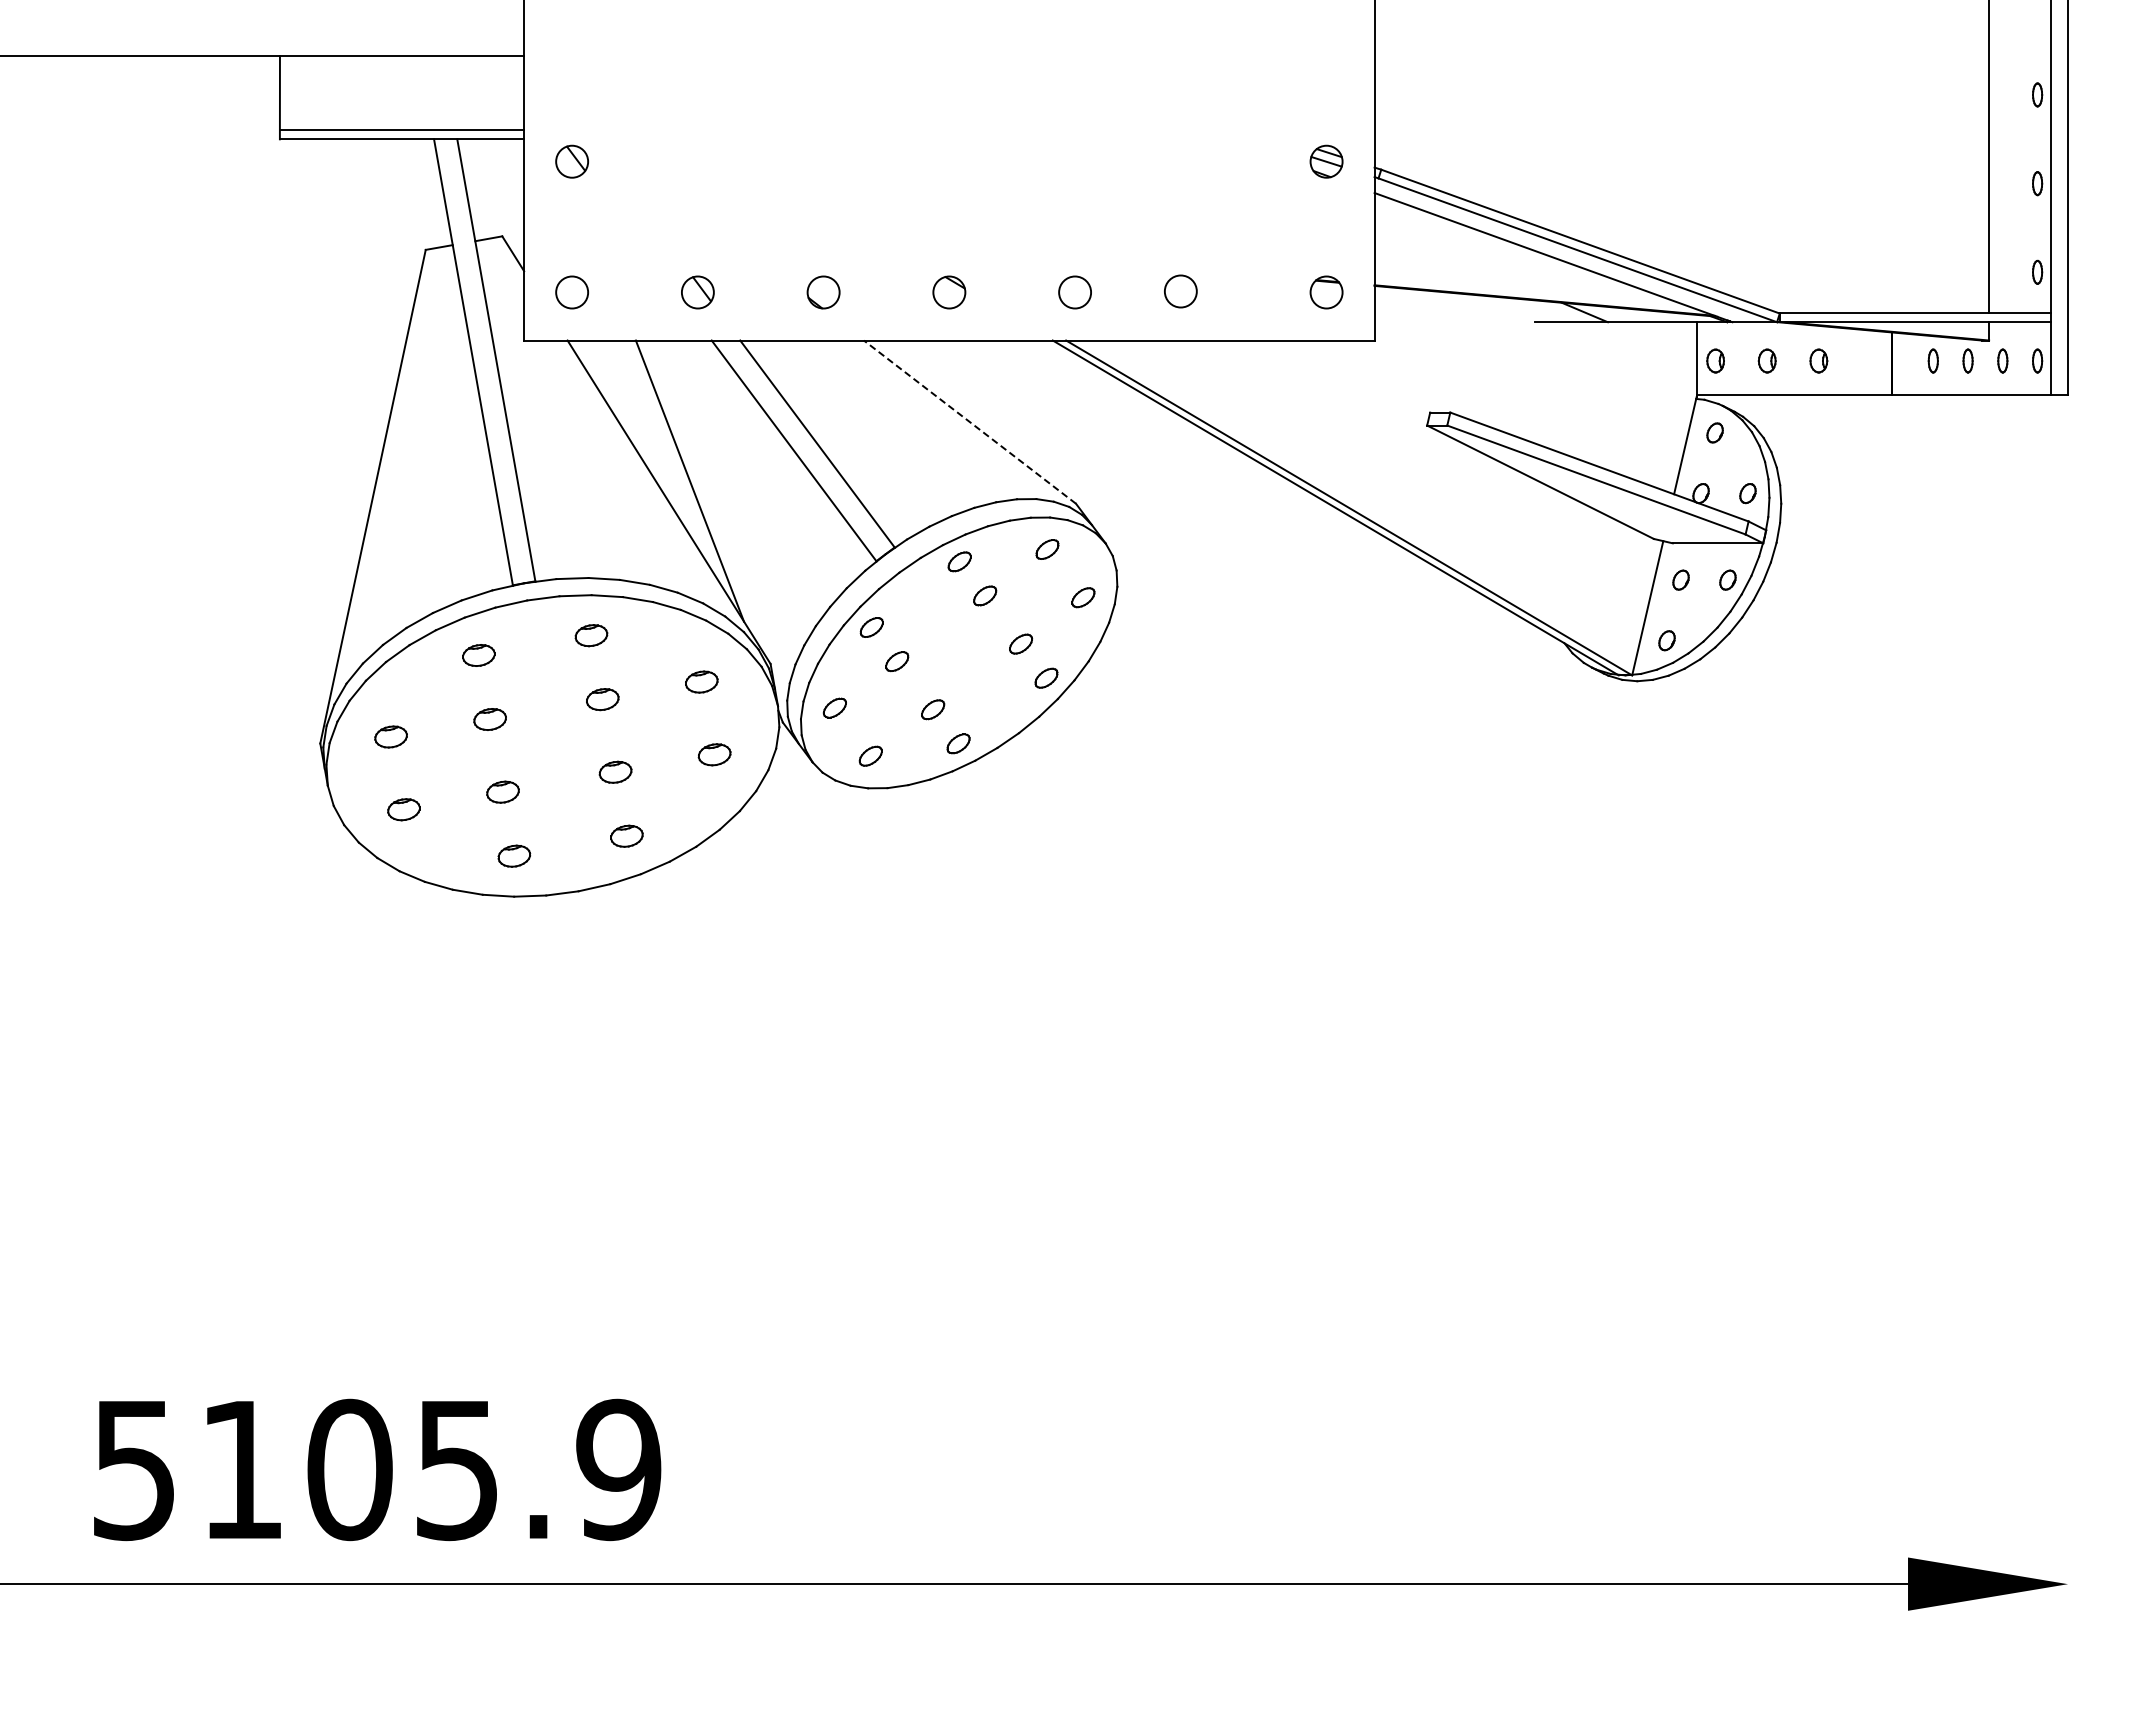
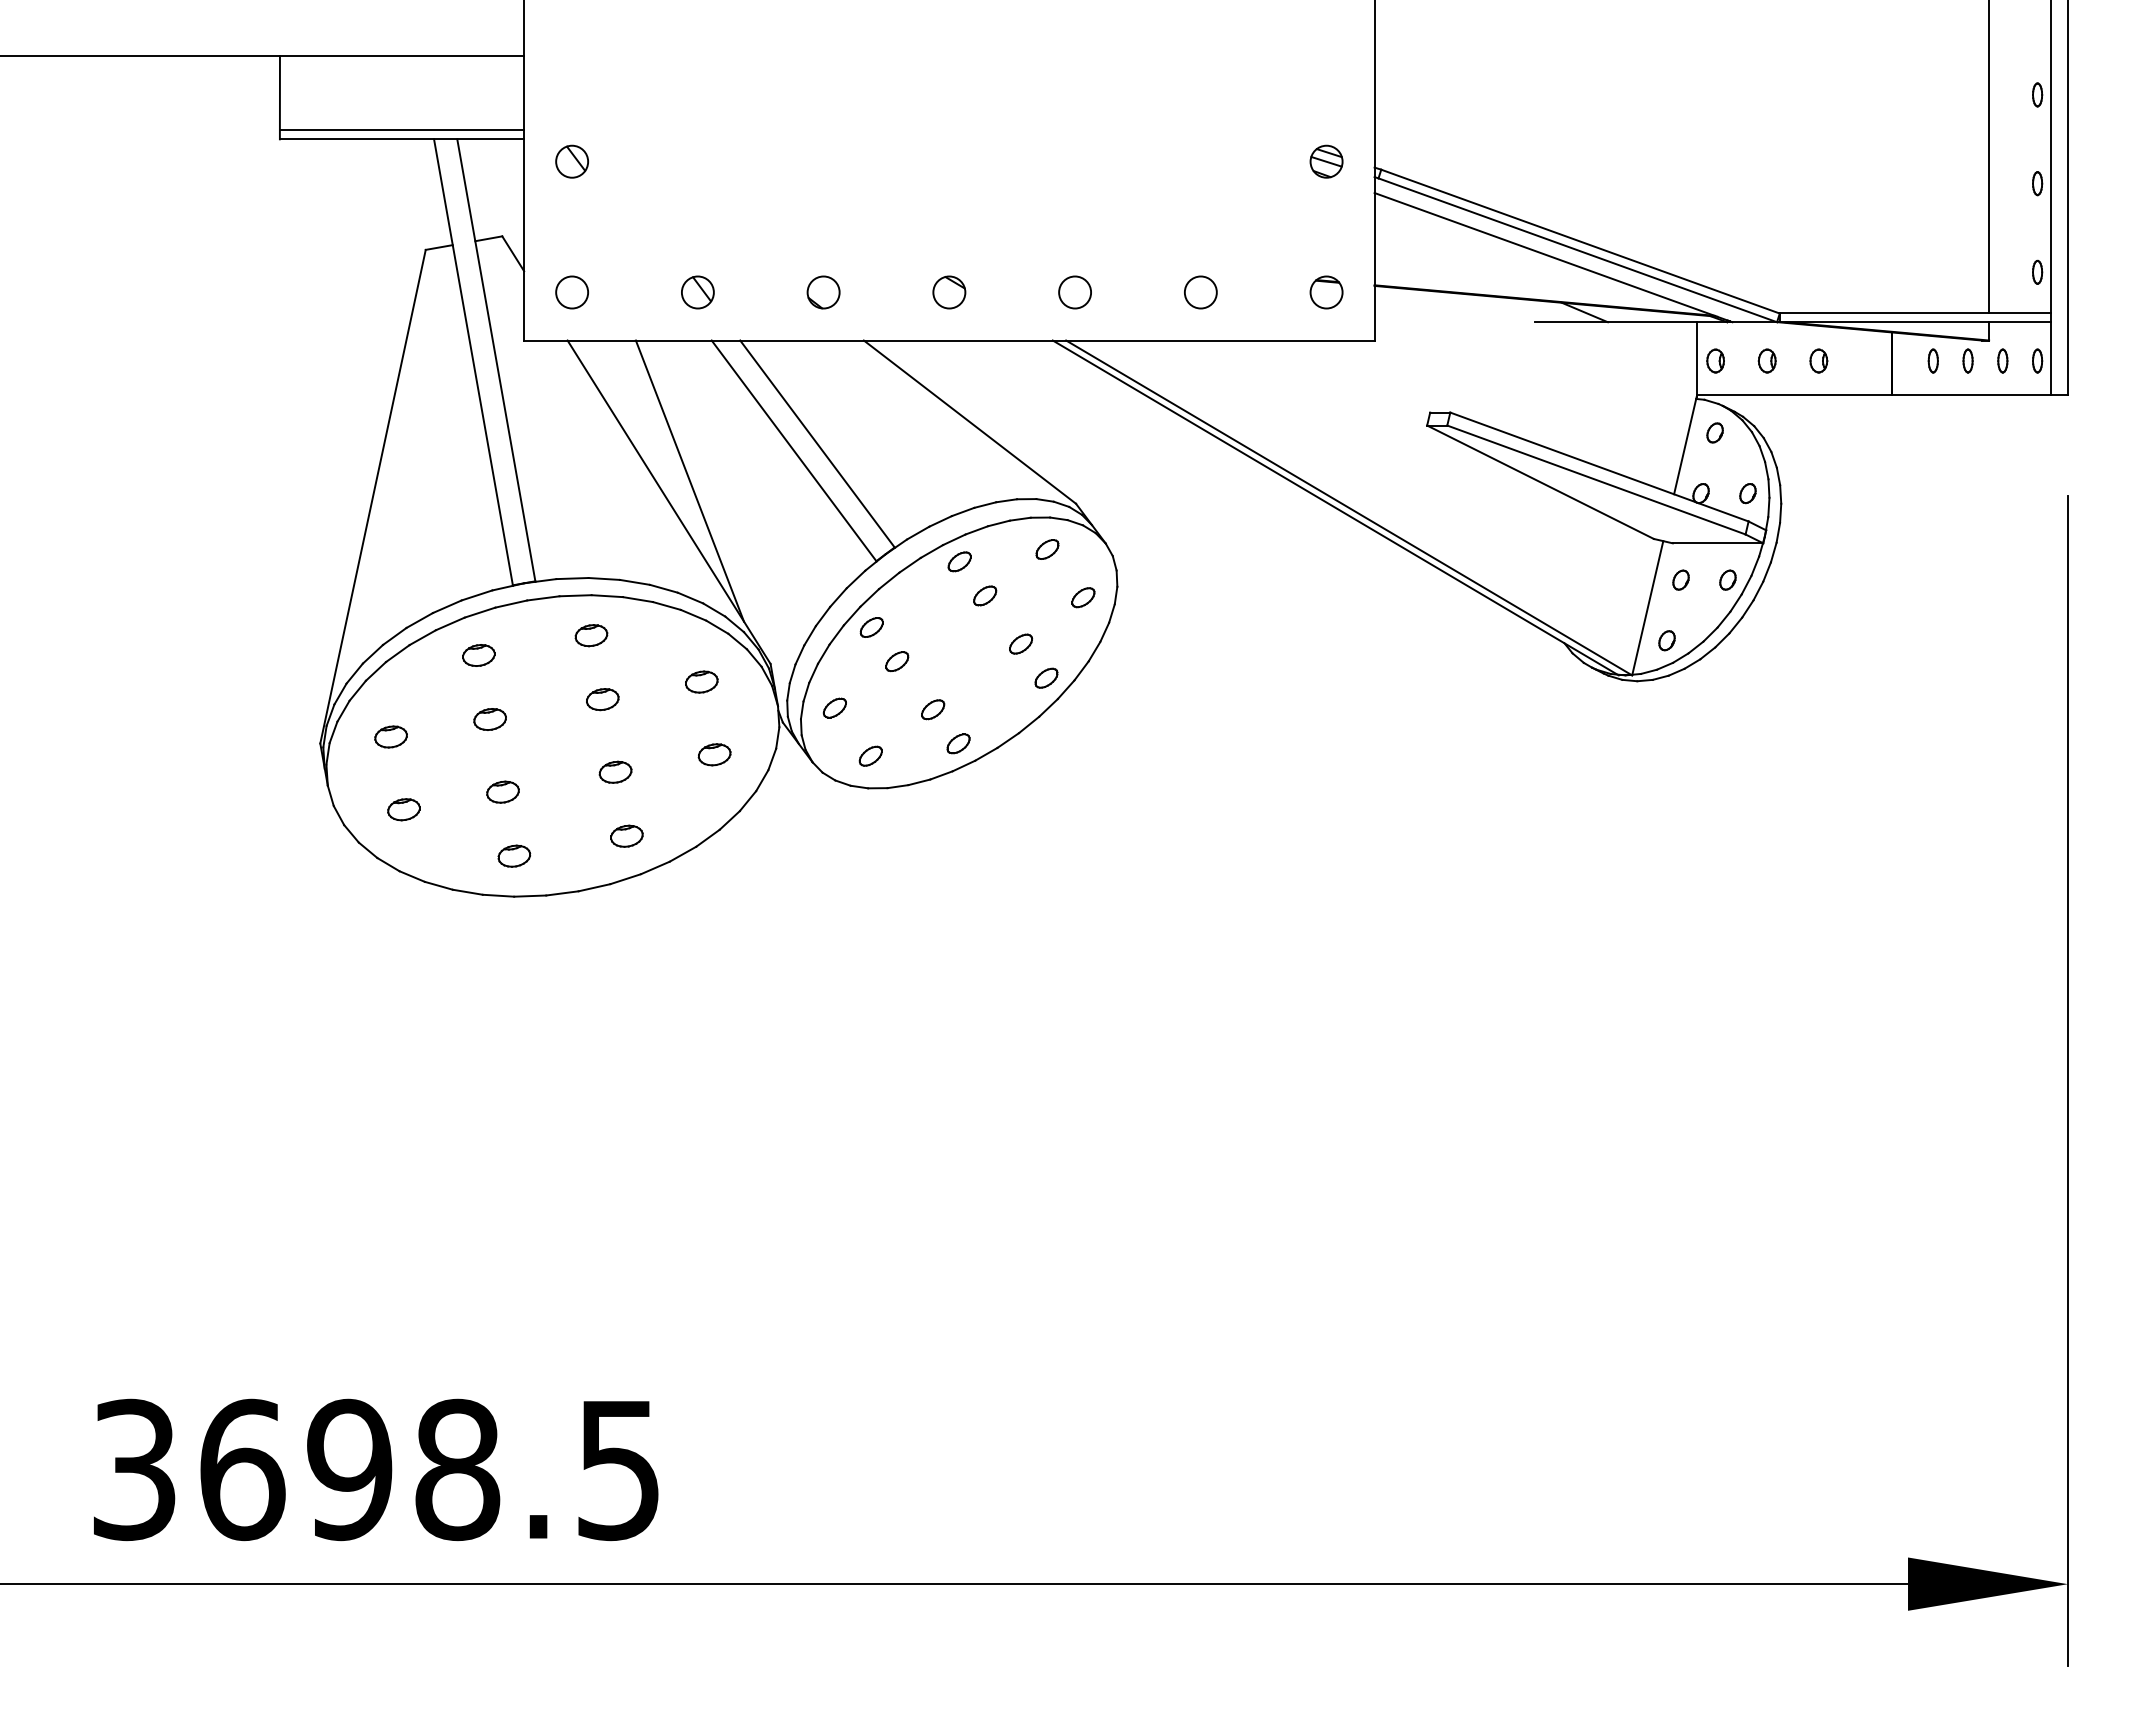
circle position: (1180, 291) -> (1200, 292) (1200, 292)
line: dashed -> solid (969, 422)
line: none -> present (2068, 1080)
text: 5105.9 -> 3698.5 (377, 1469)
